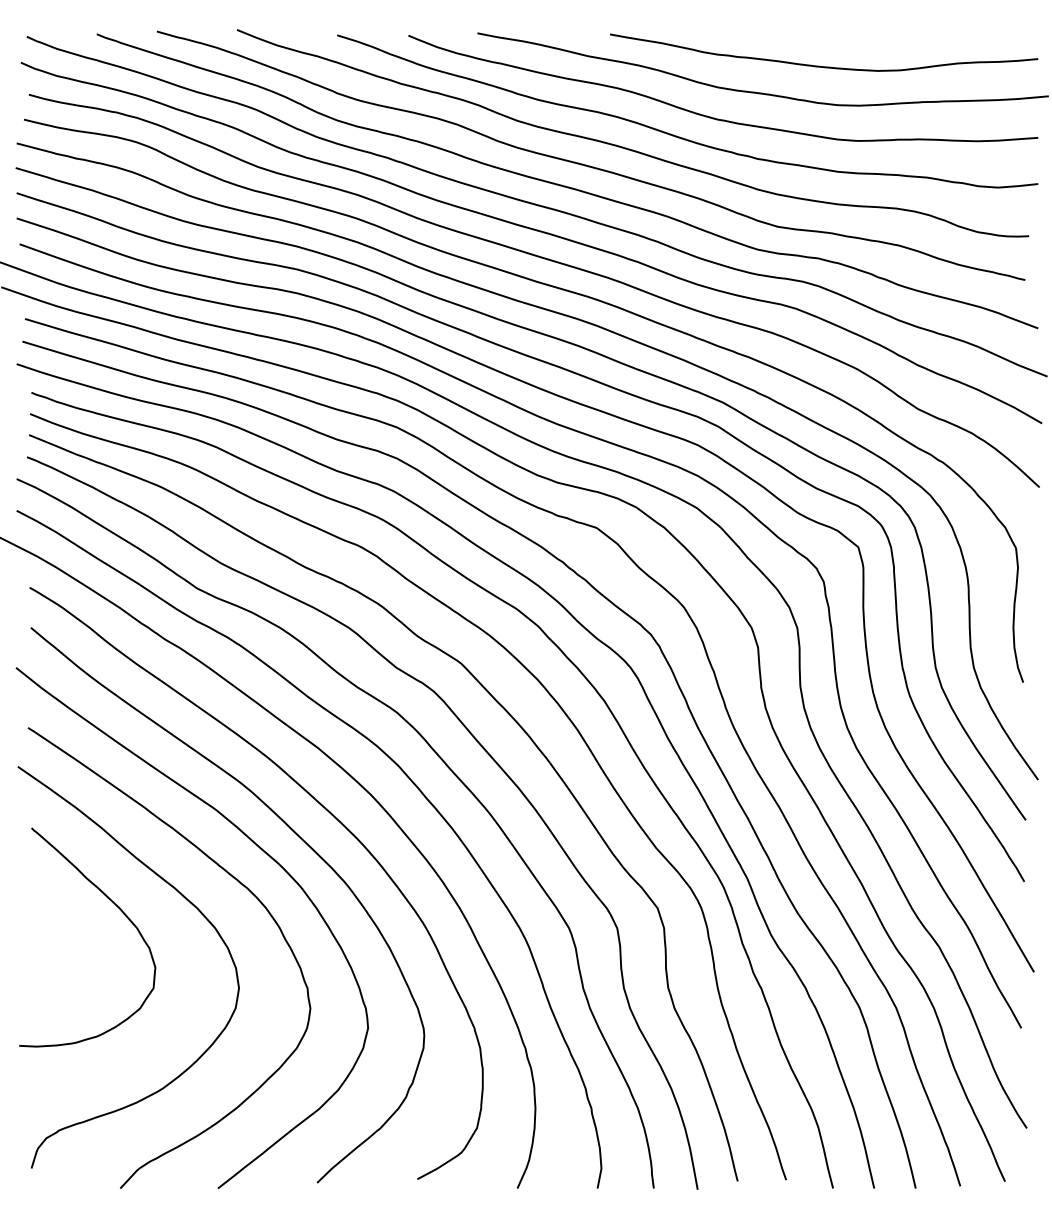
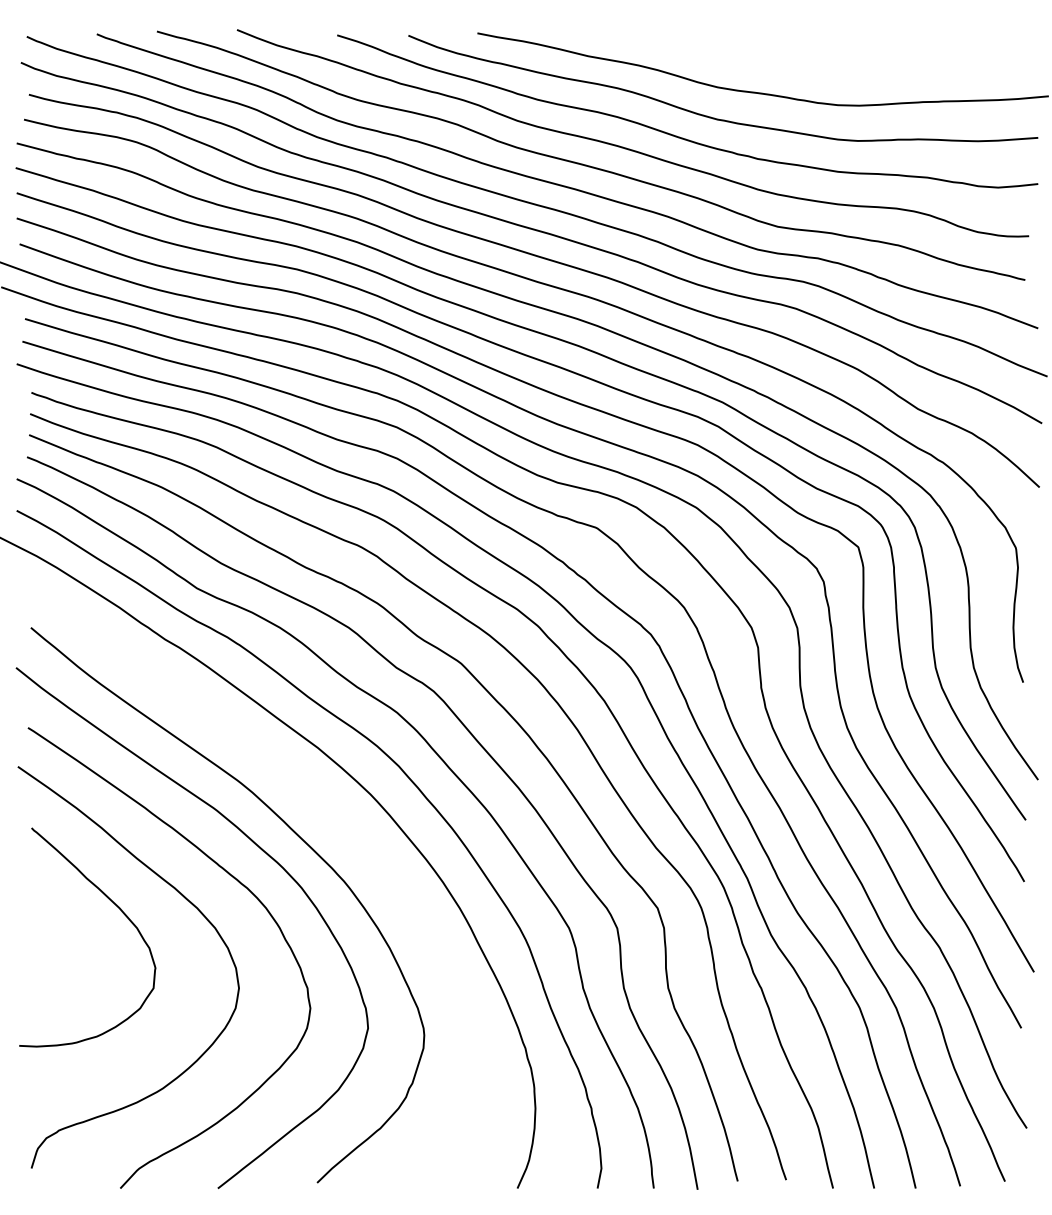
curve: present -> none (819, 65)
curve: present -> none (323, 808)
